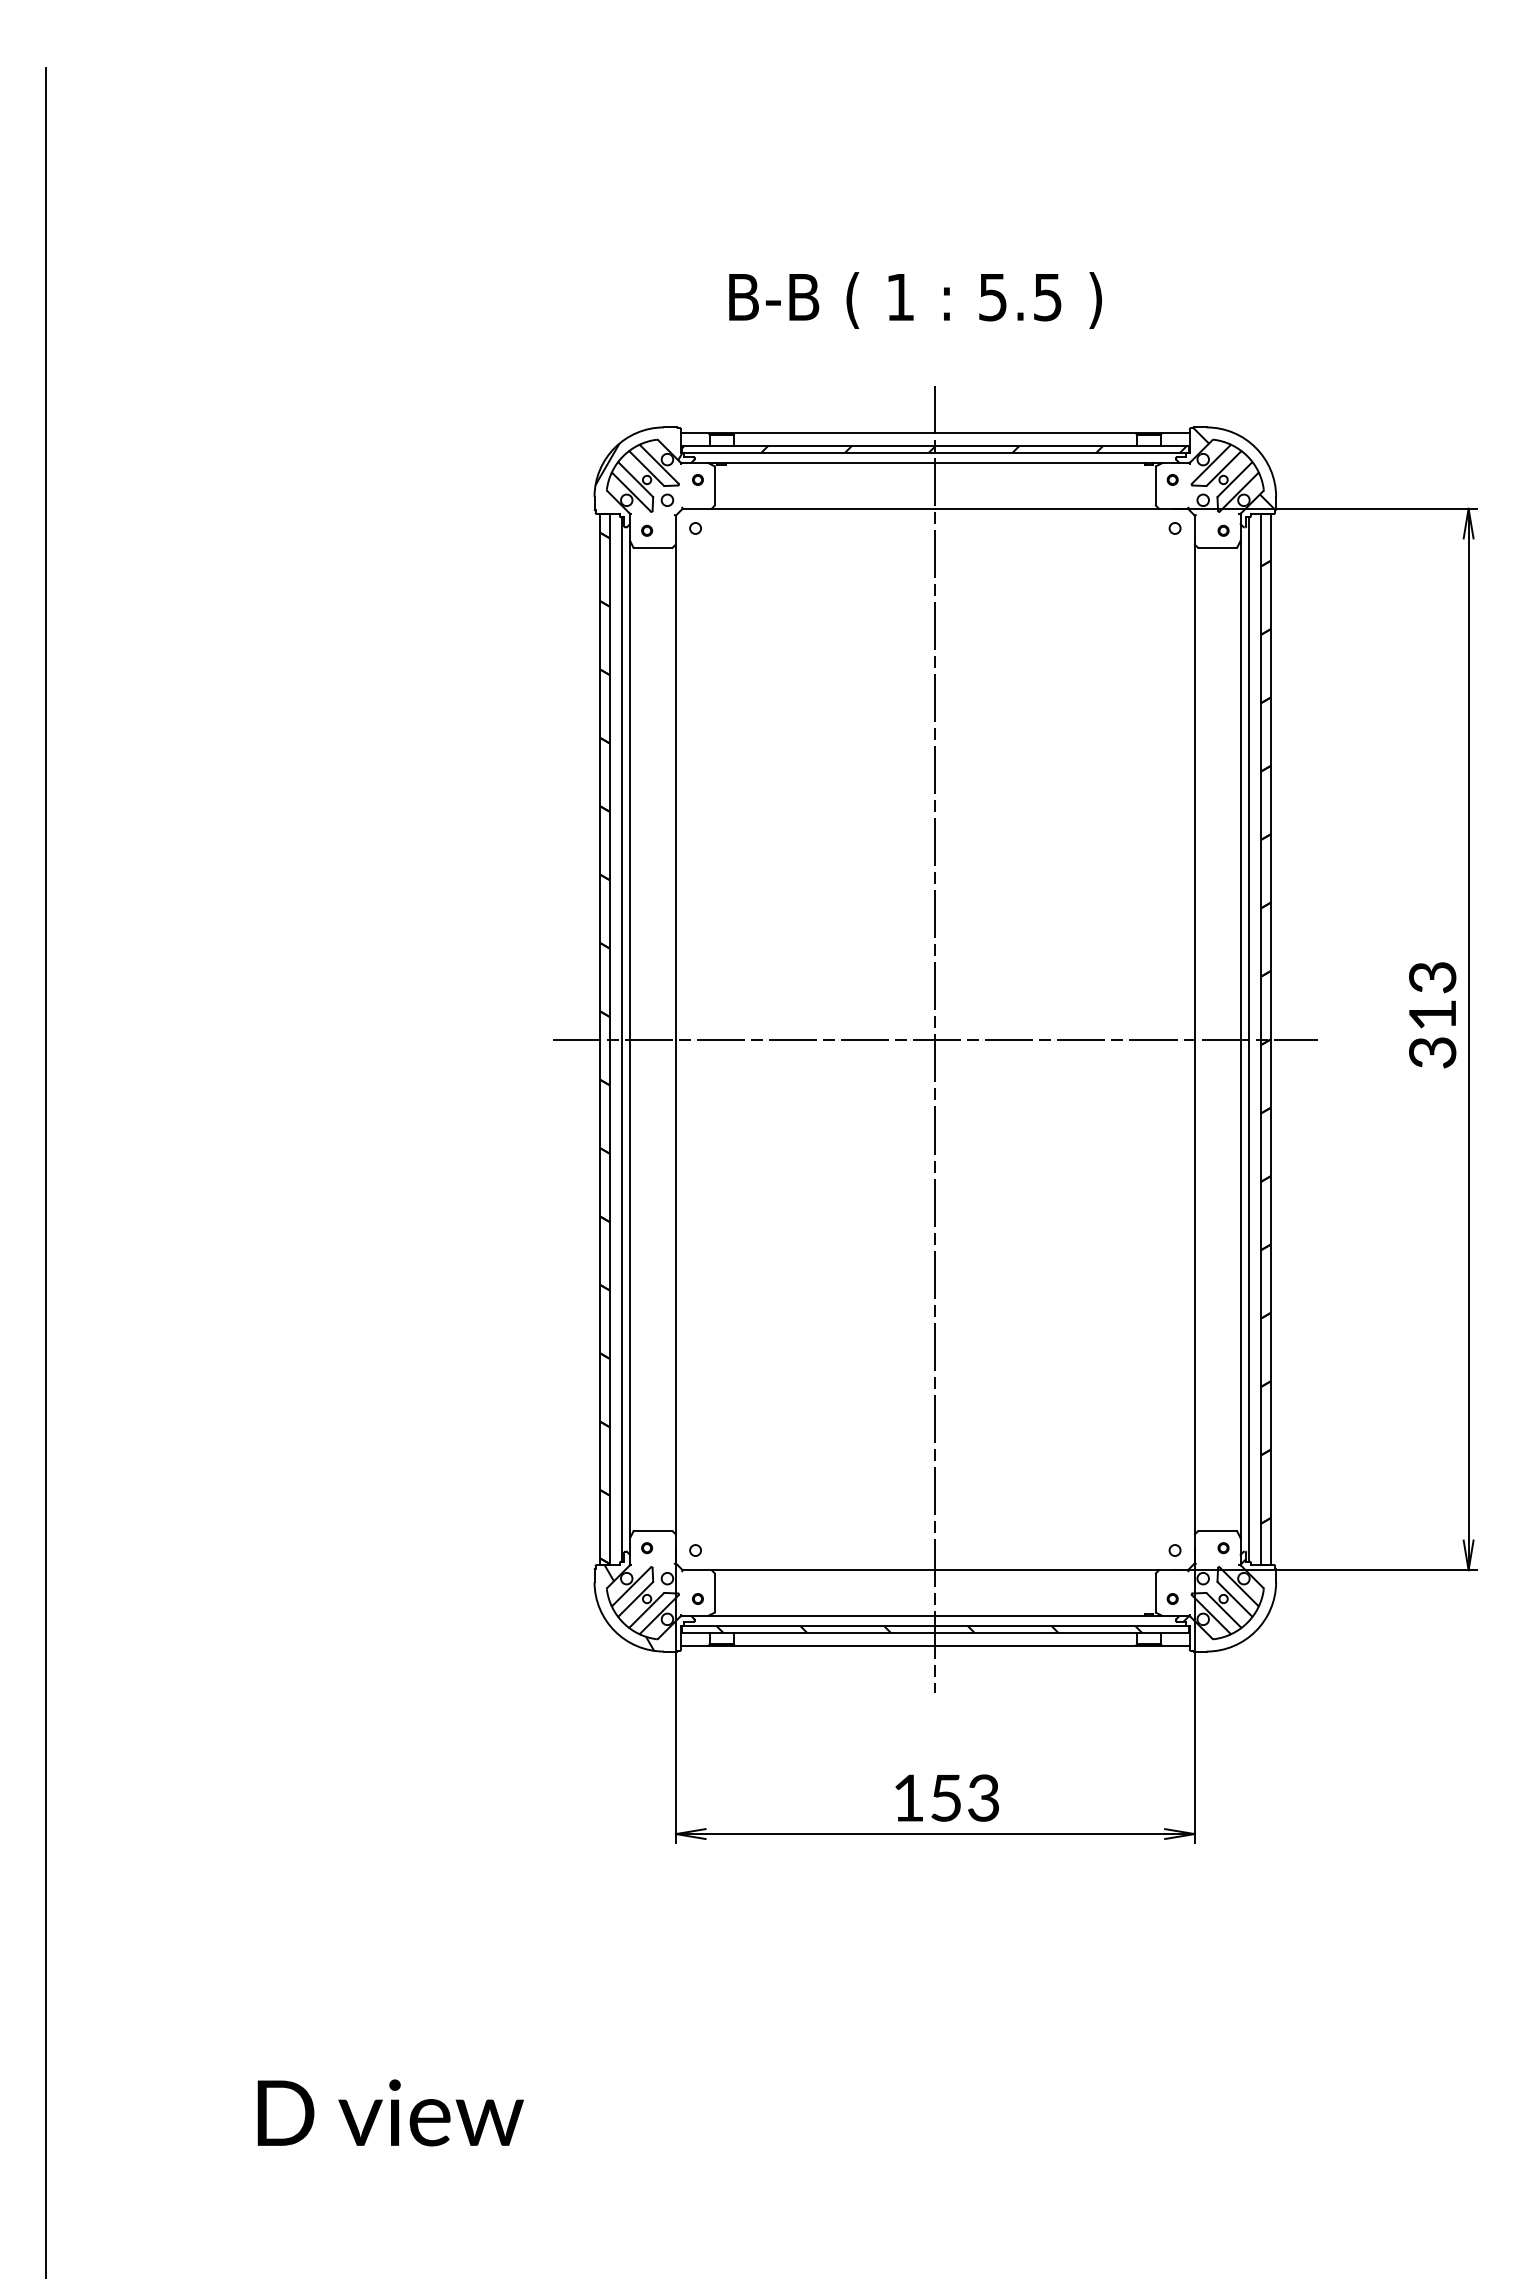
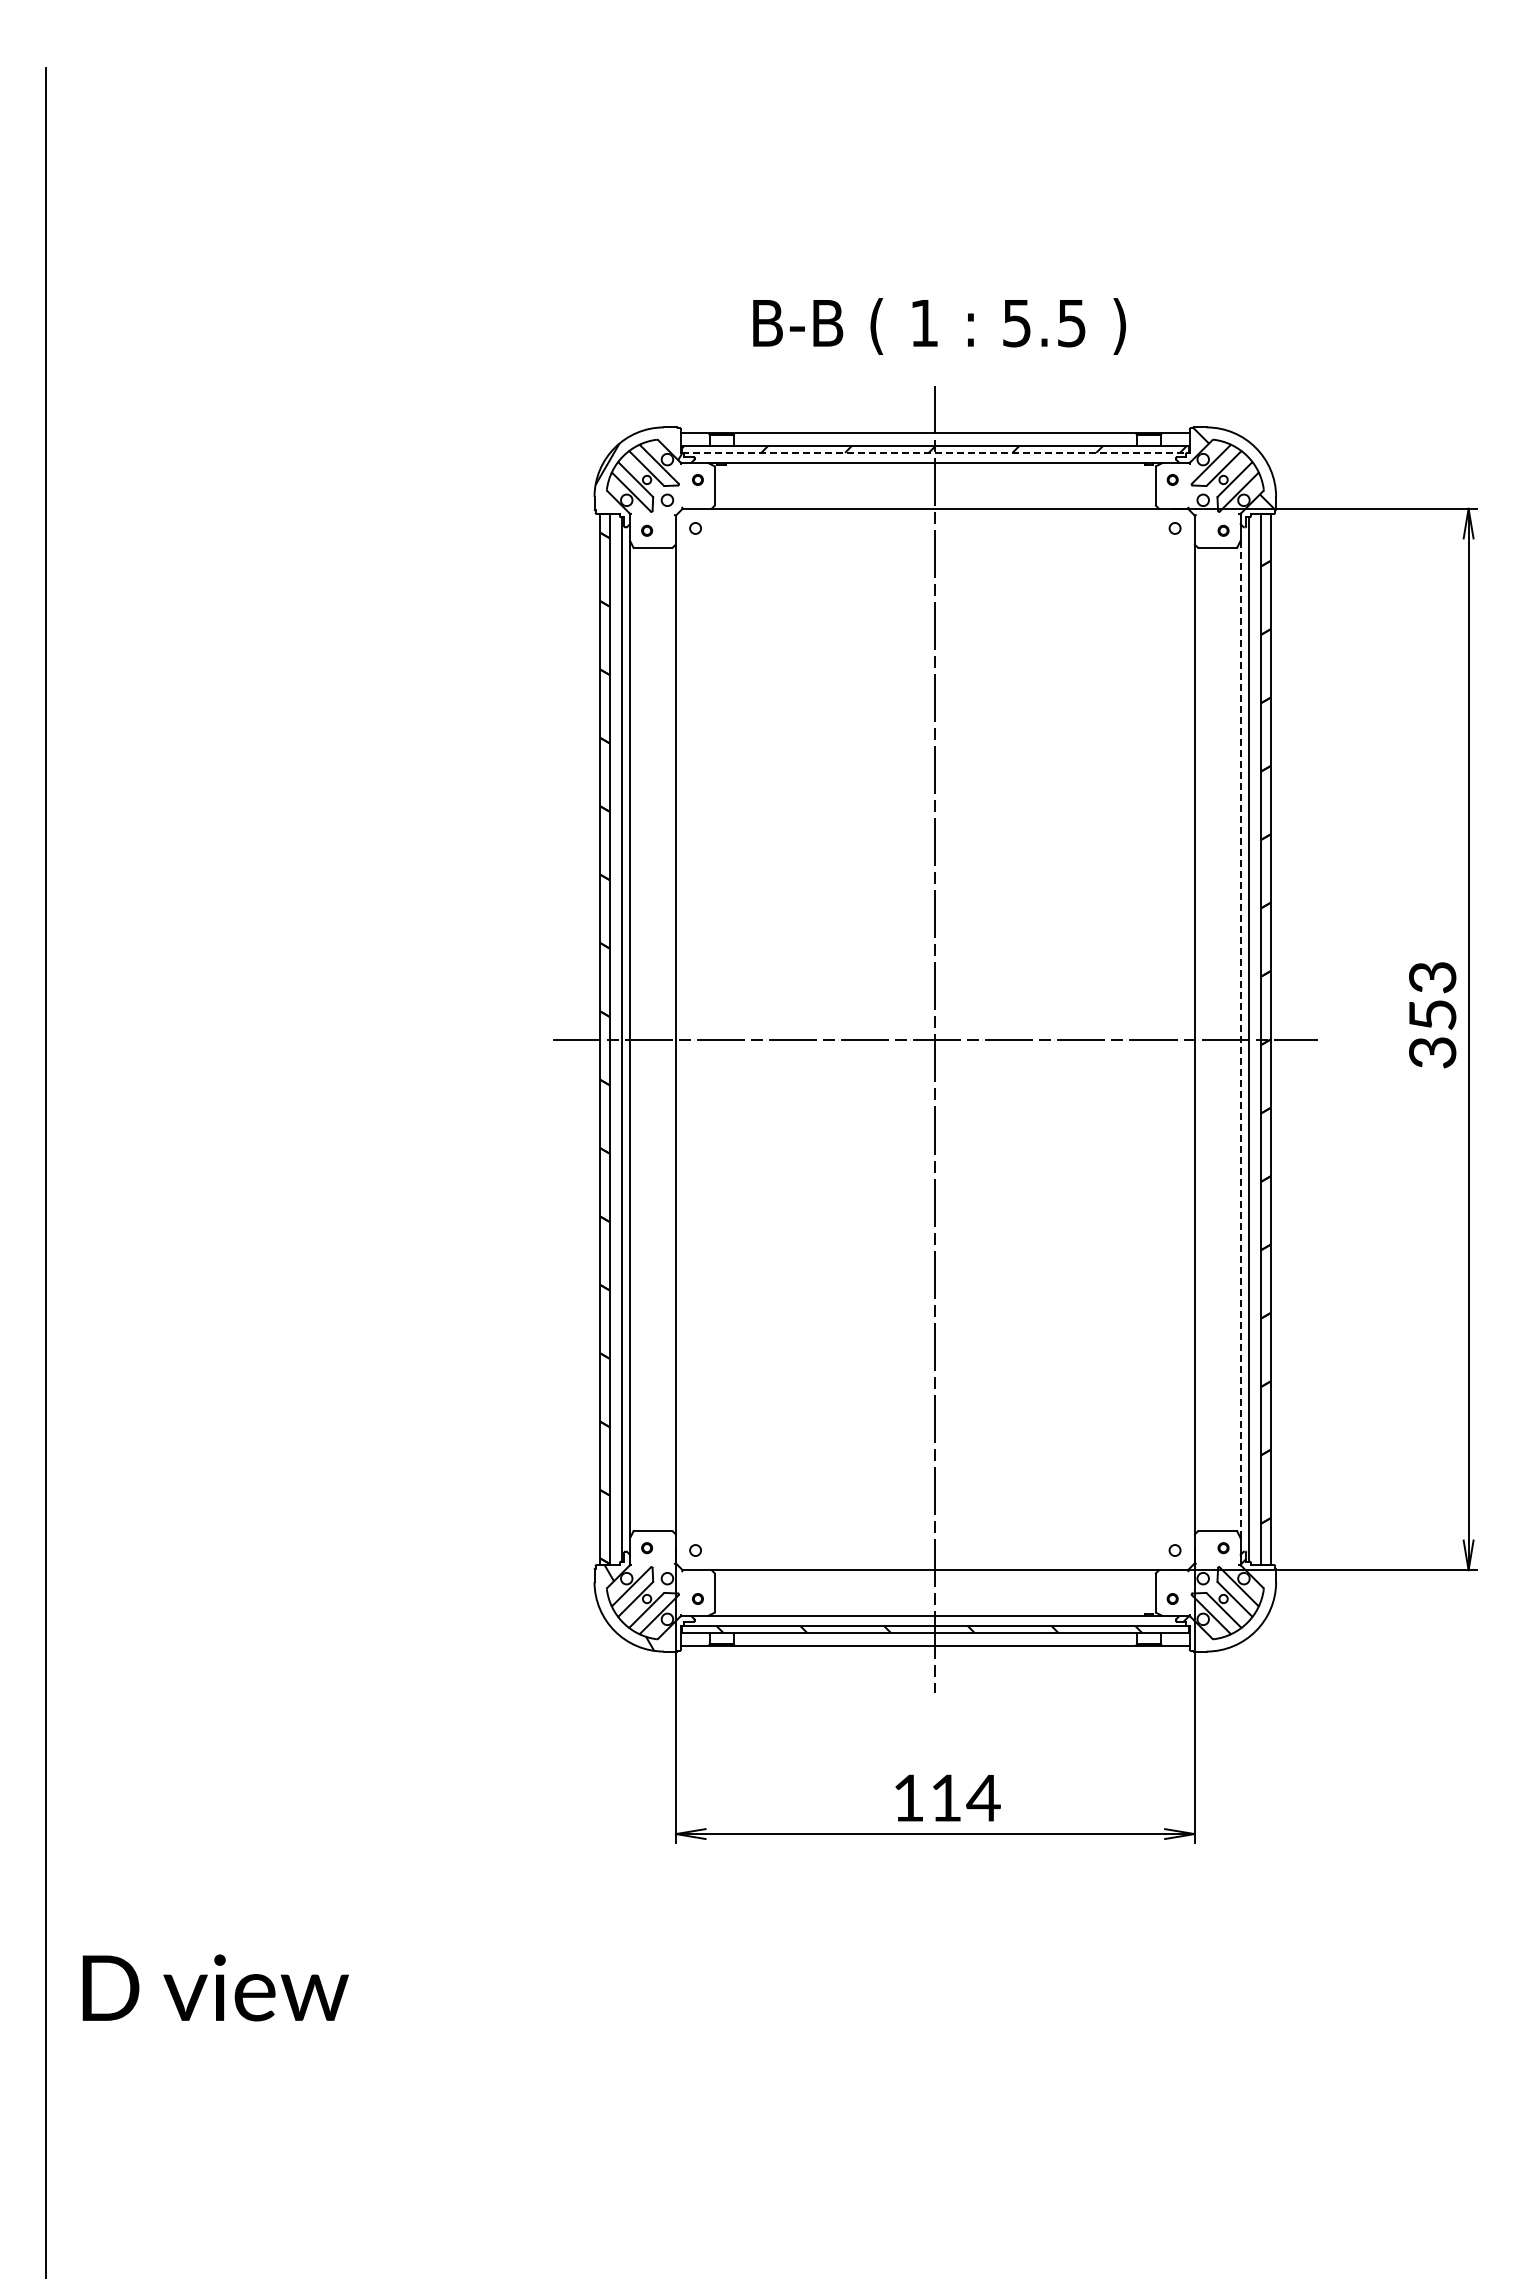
text position: (915, 300) -> (939, 326) (939, 326)
line: solid -> dashed (935, 452)
text: 313 -> 353 (1432, 1014)
line: solid -> dashed (1240, 1039)
text: 153 -> 114 (965, 1797)
text position: (390, 2112) -> (215, 1987) (215, 1987)
